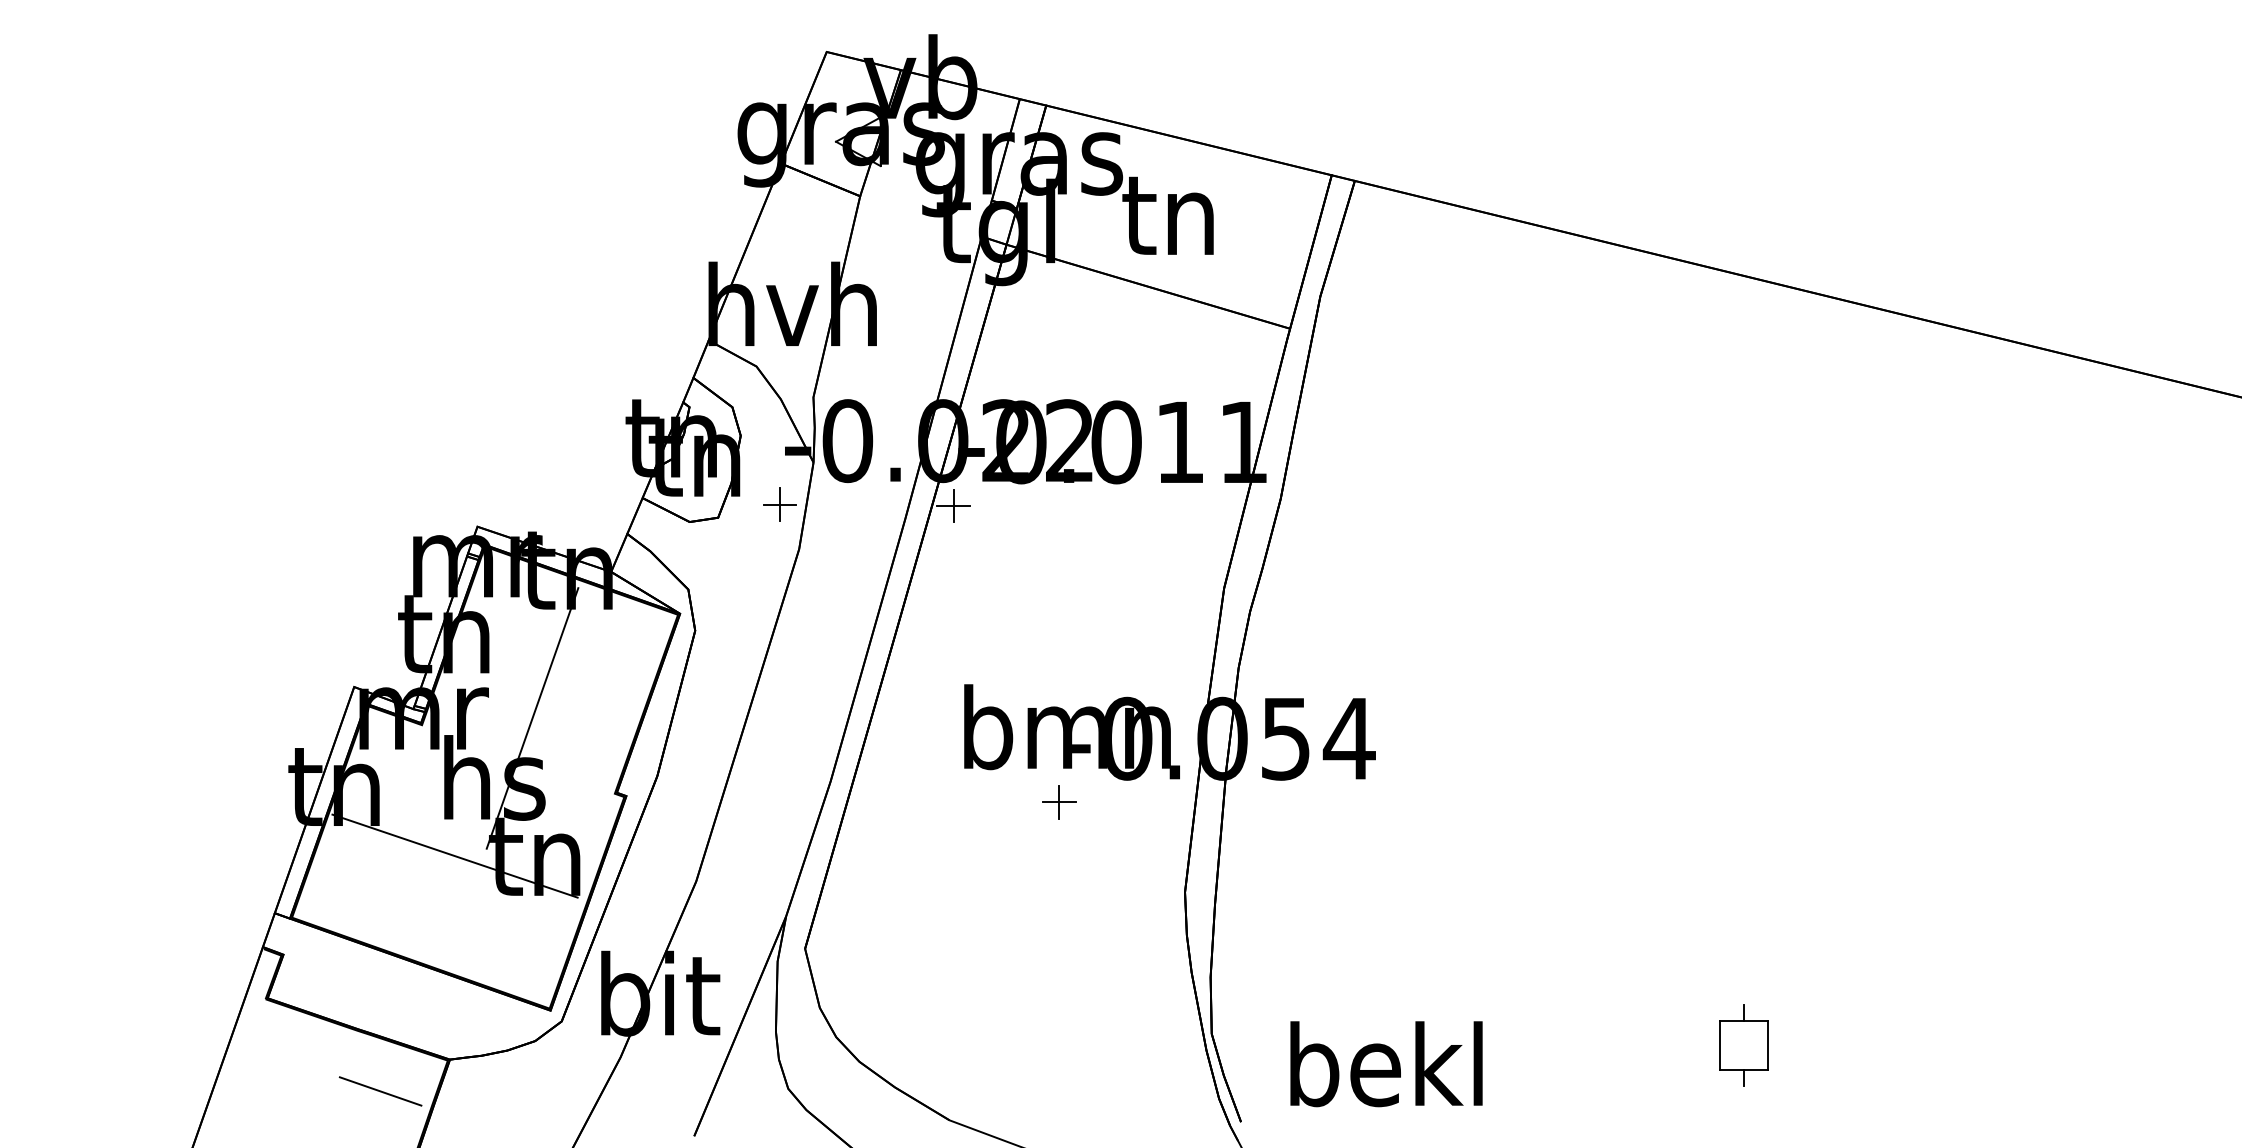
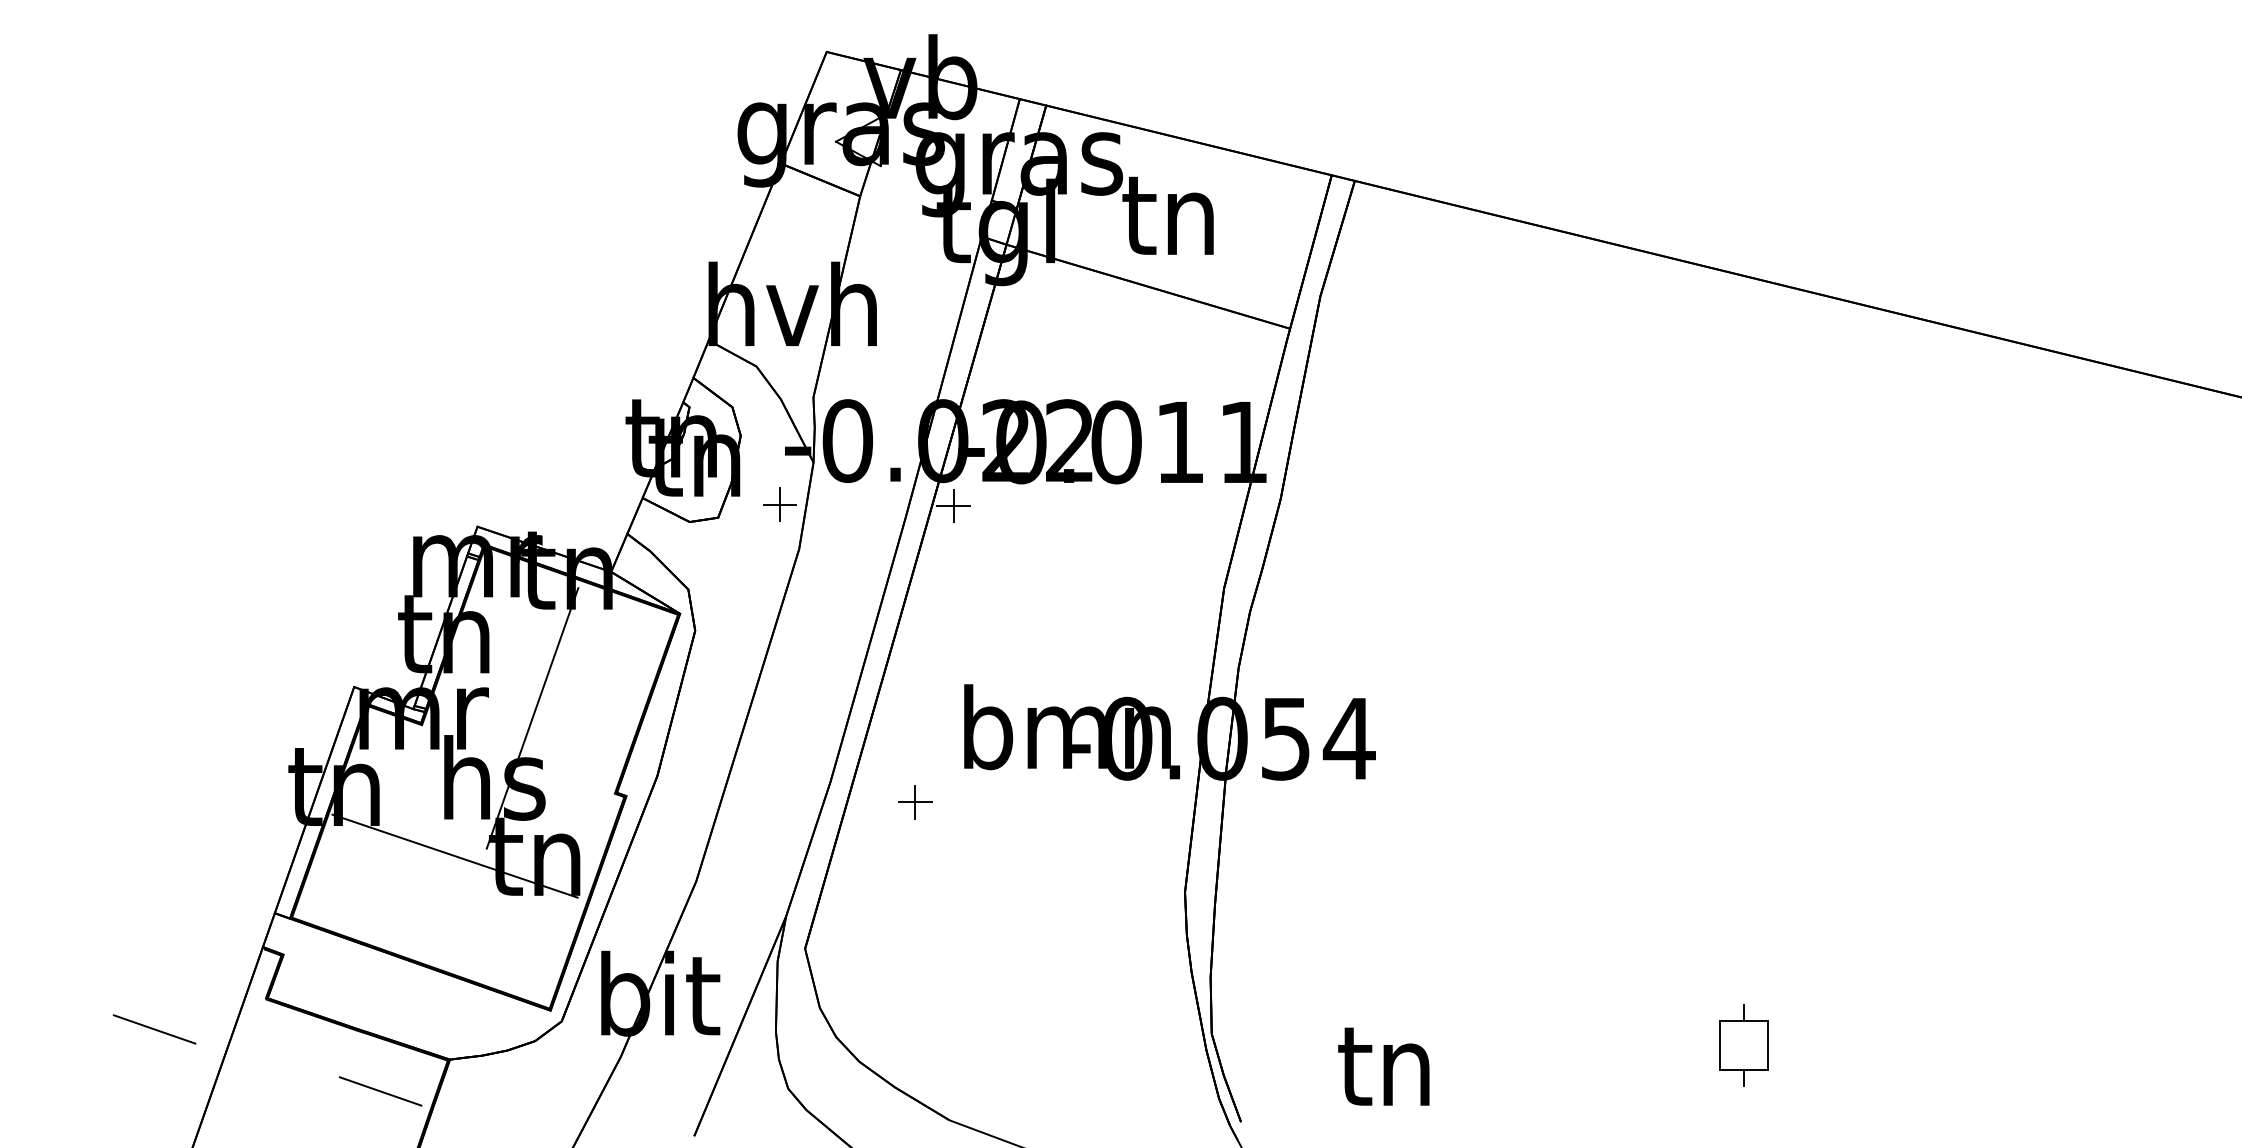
part position: (1059, 802) -> (915, 802) (915, 802)
line: none -> present (154, 1029)
text: bekl -> tn (1386, 1064)
